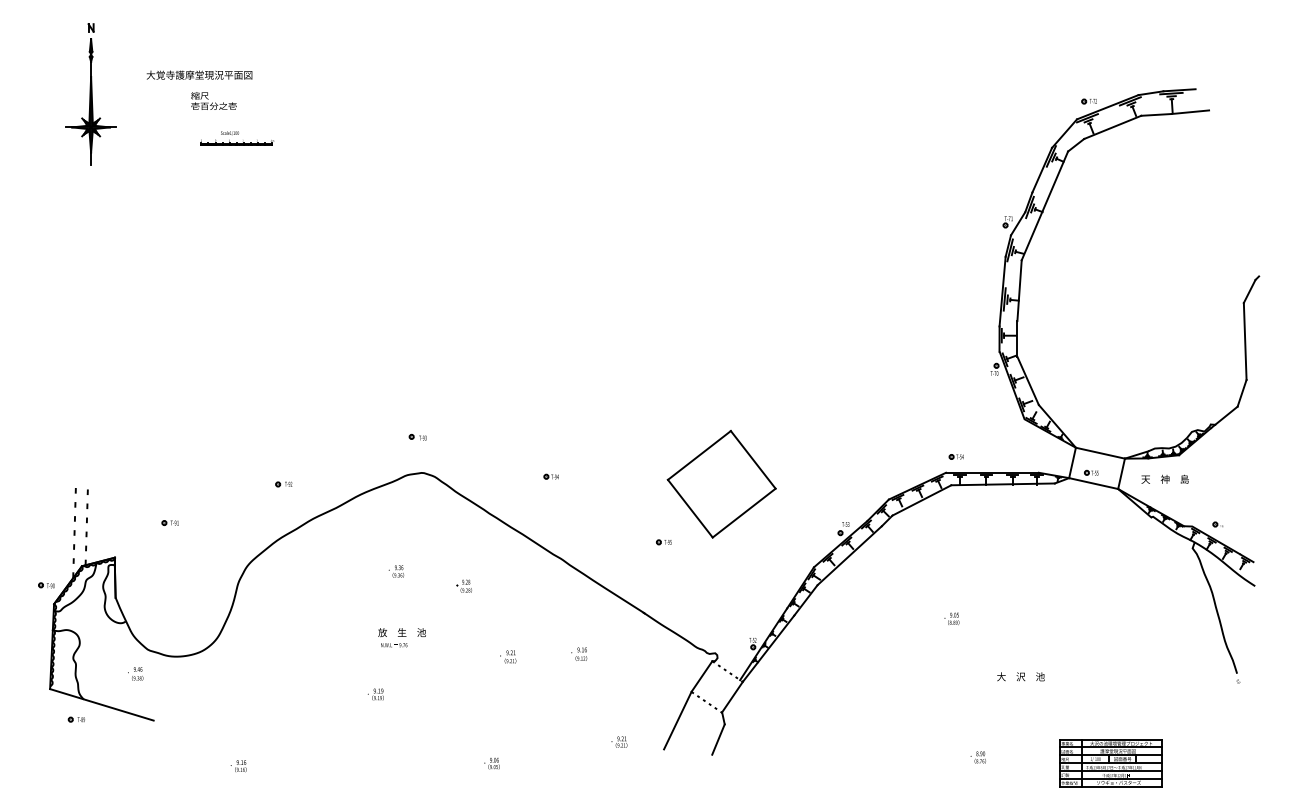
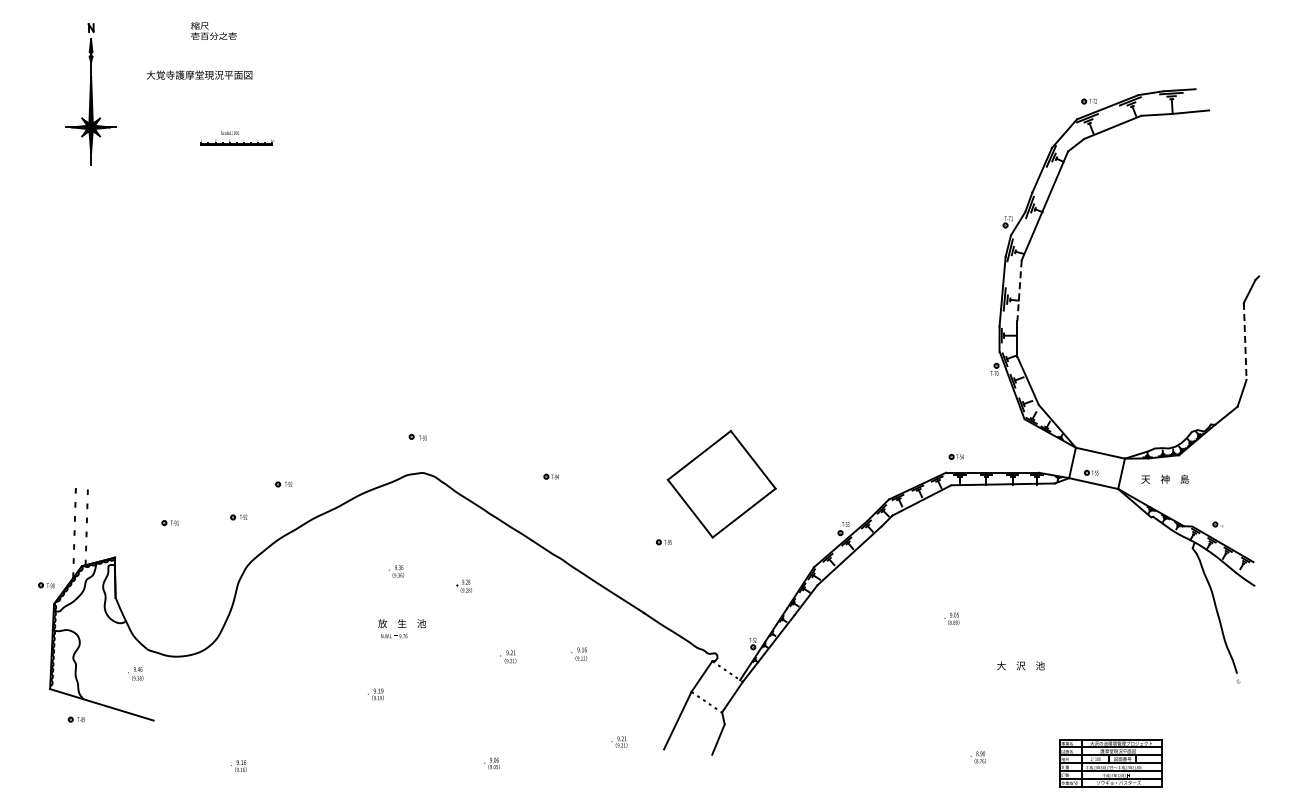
text position: (213, 100) -> (213, 30) (213, 30)
line: solid -> dashed (1019, 291)
line: solid -> dashed (1245, 341)
part: none -> present (238, 517)
text position: (401, 637) -> (401, 628) (401, 628)
text position: (1020, 676) -> (1020, 665) (1020, 665)
